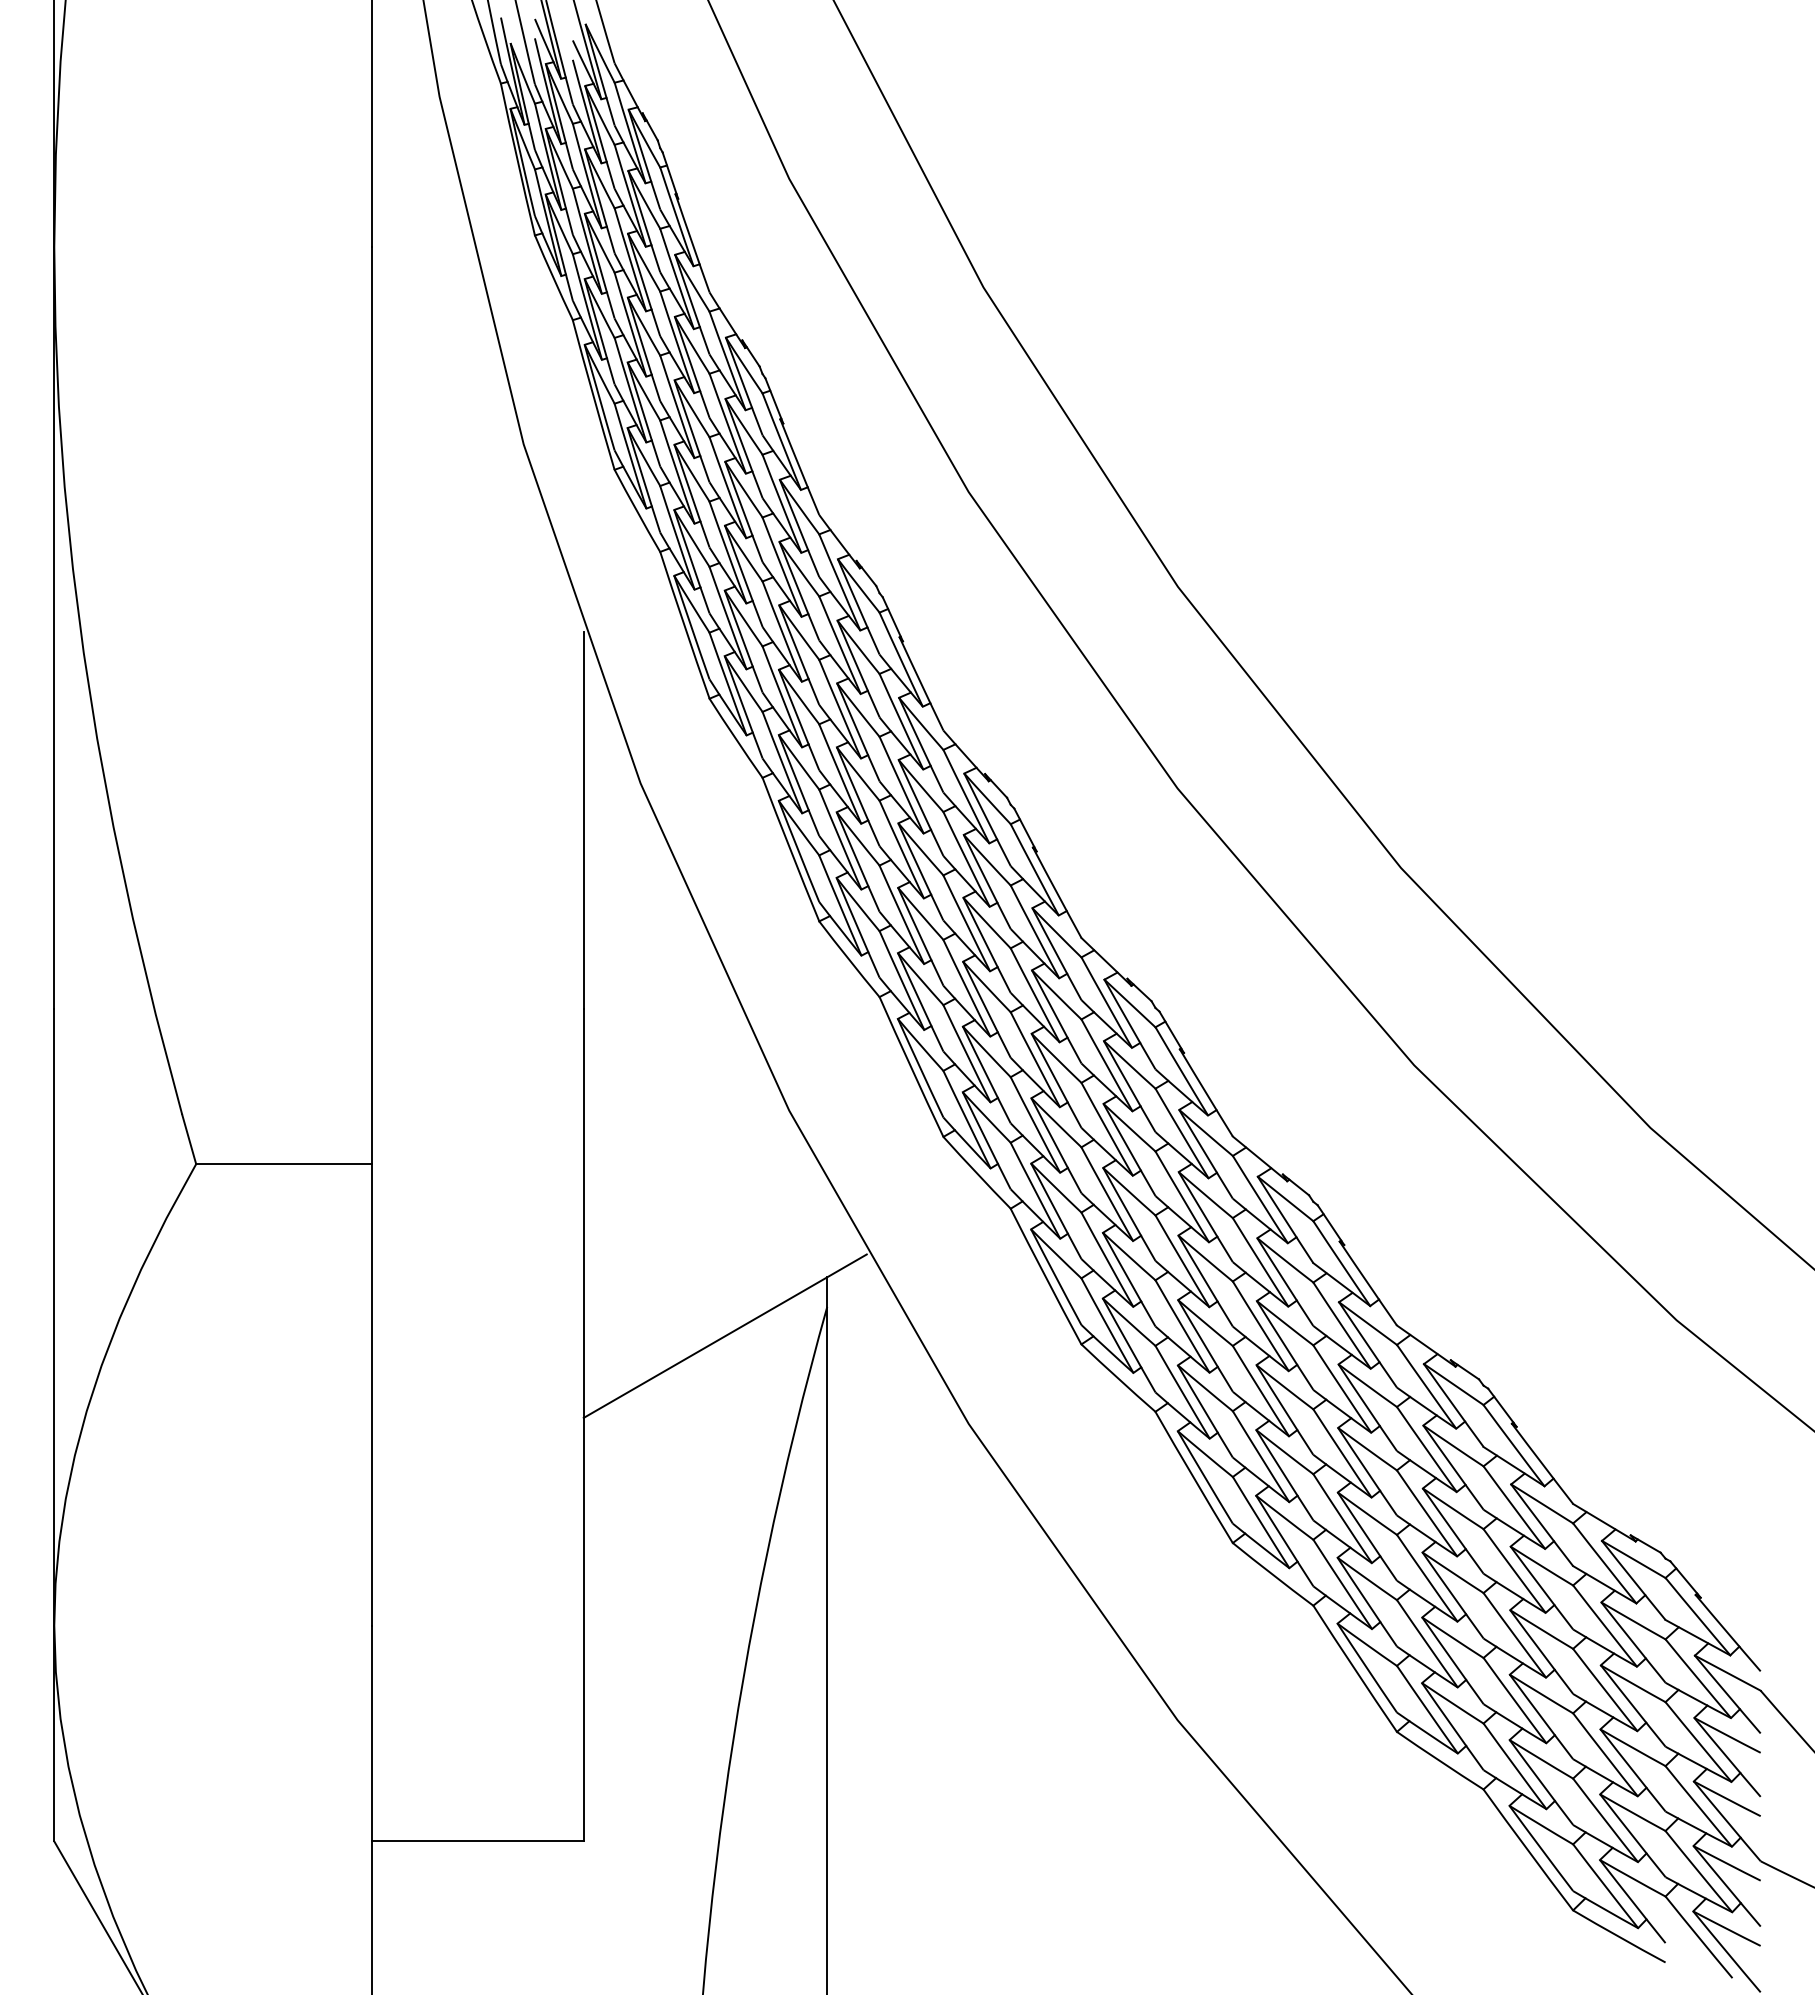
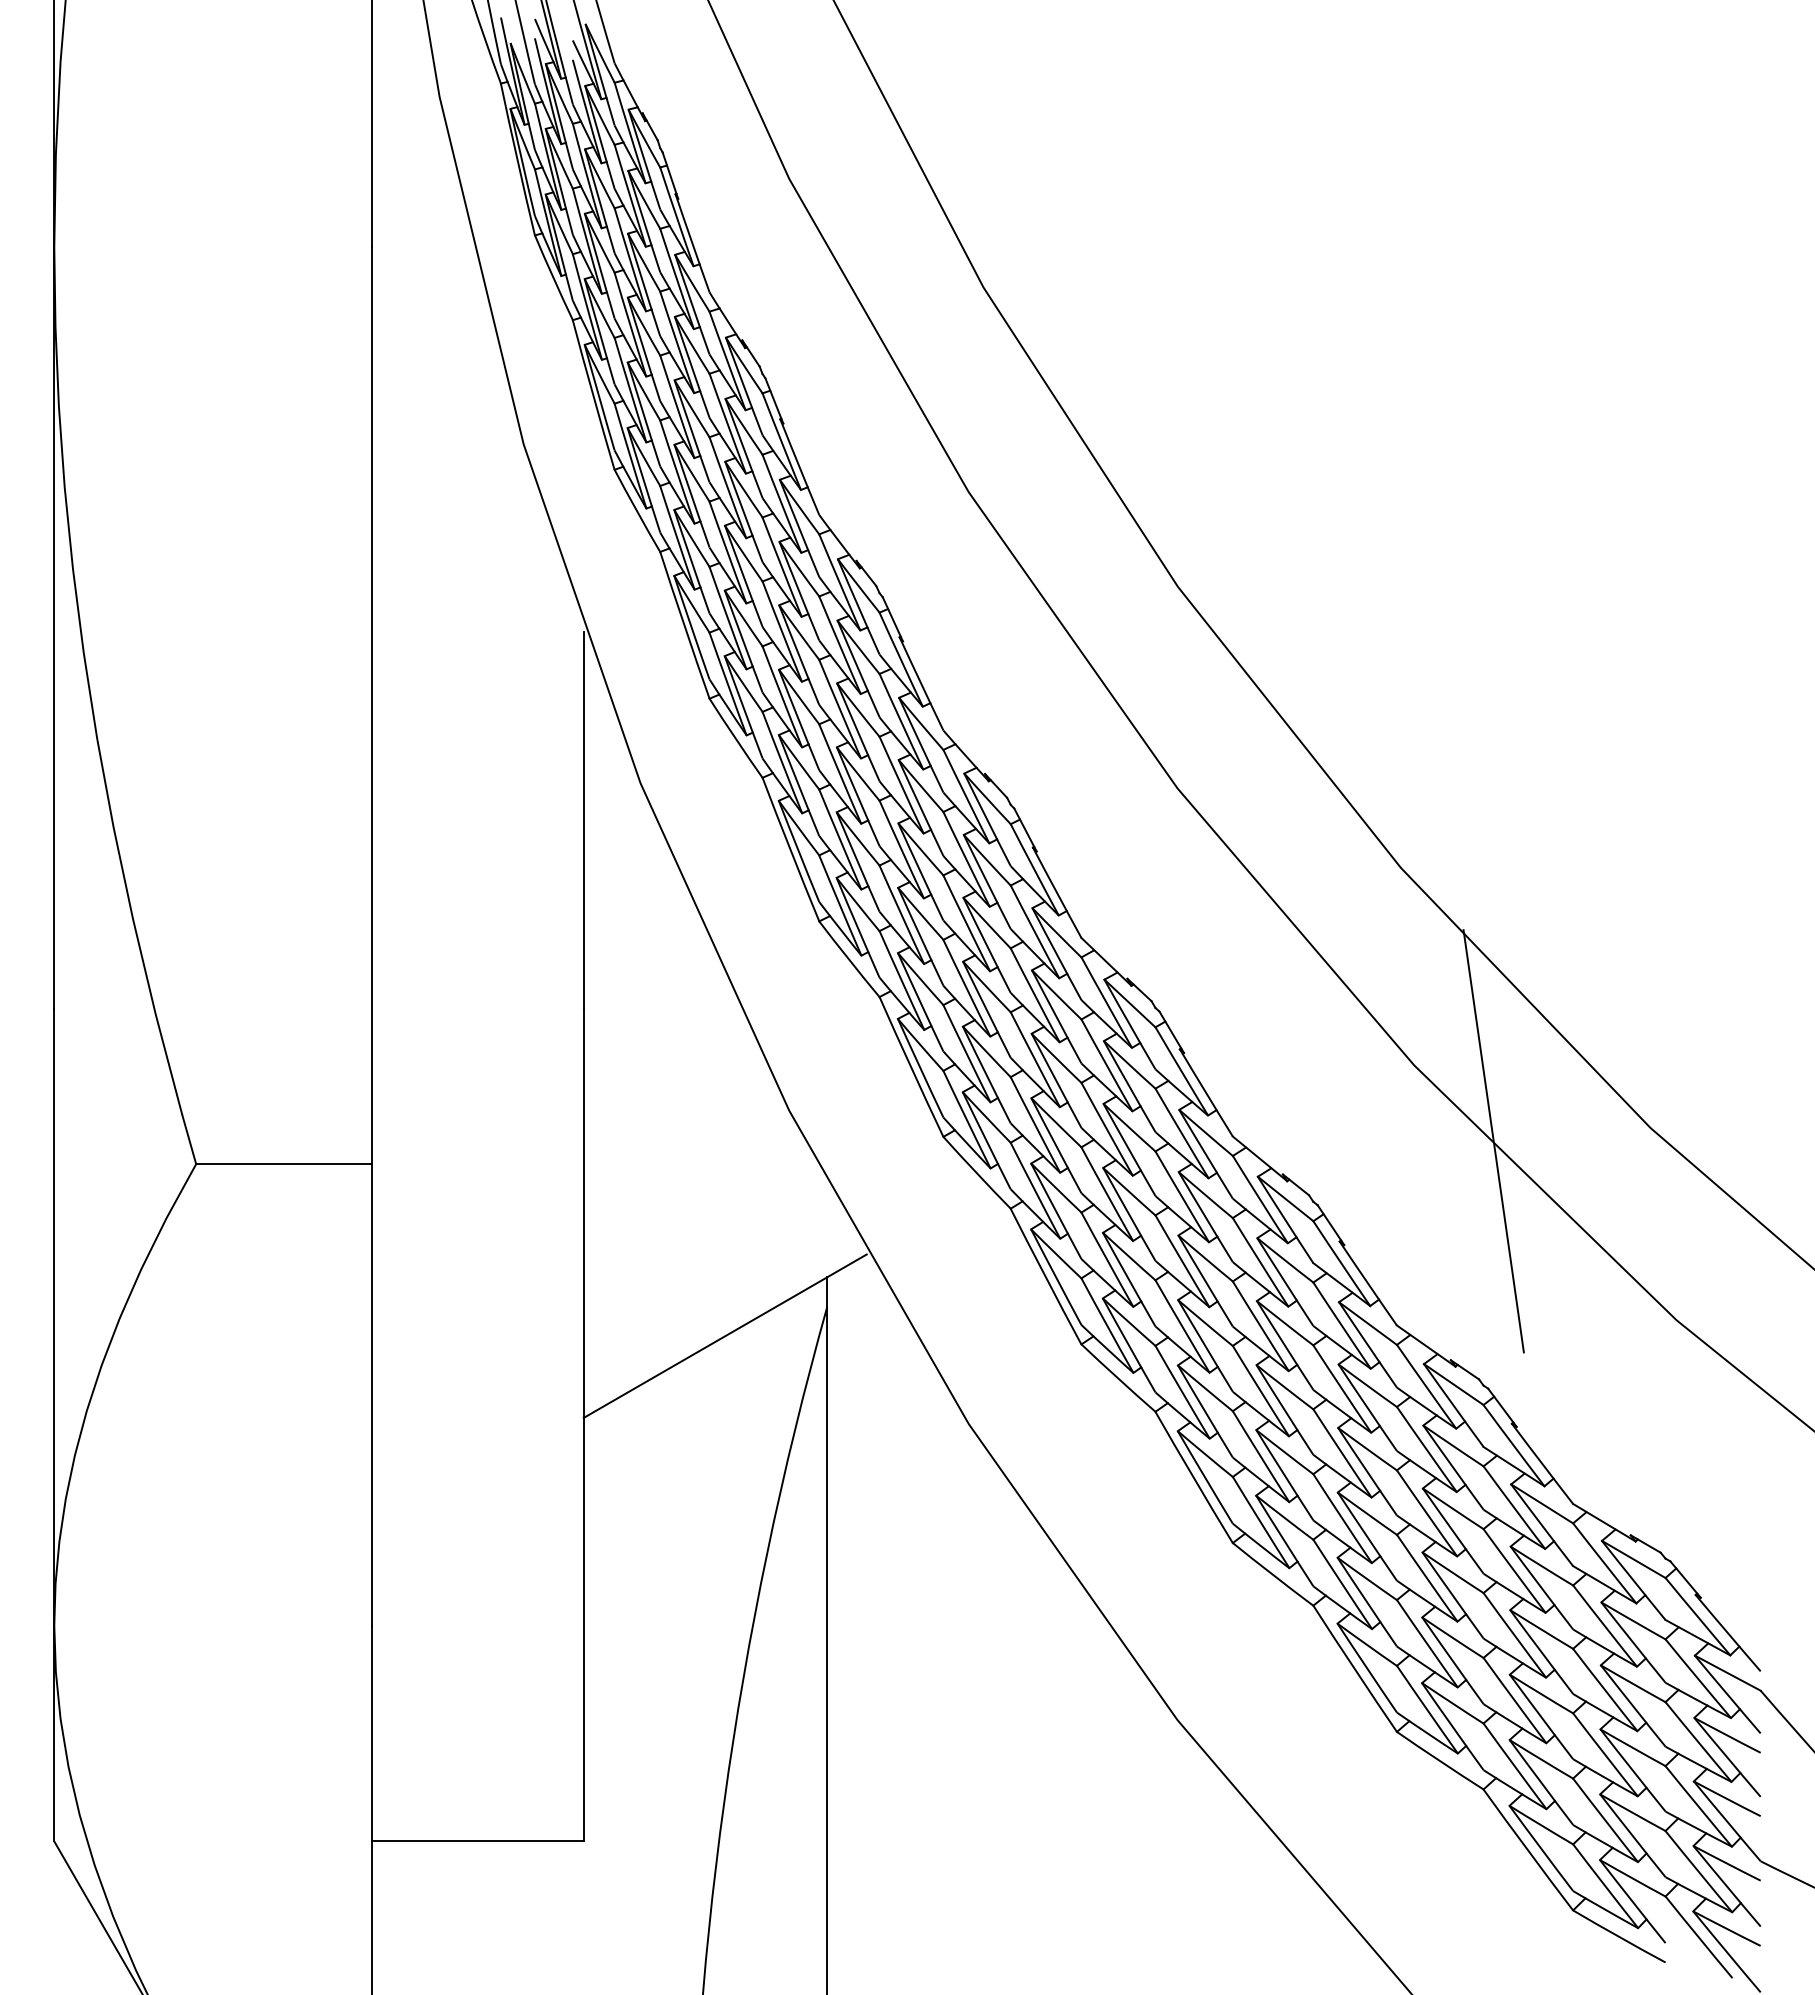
line: none -> present (1493, 1141)
